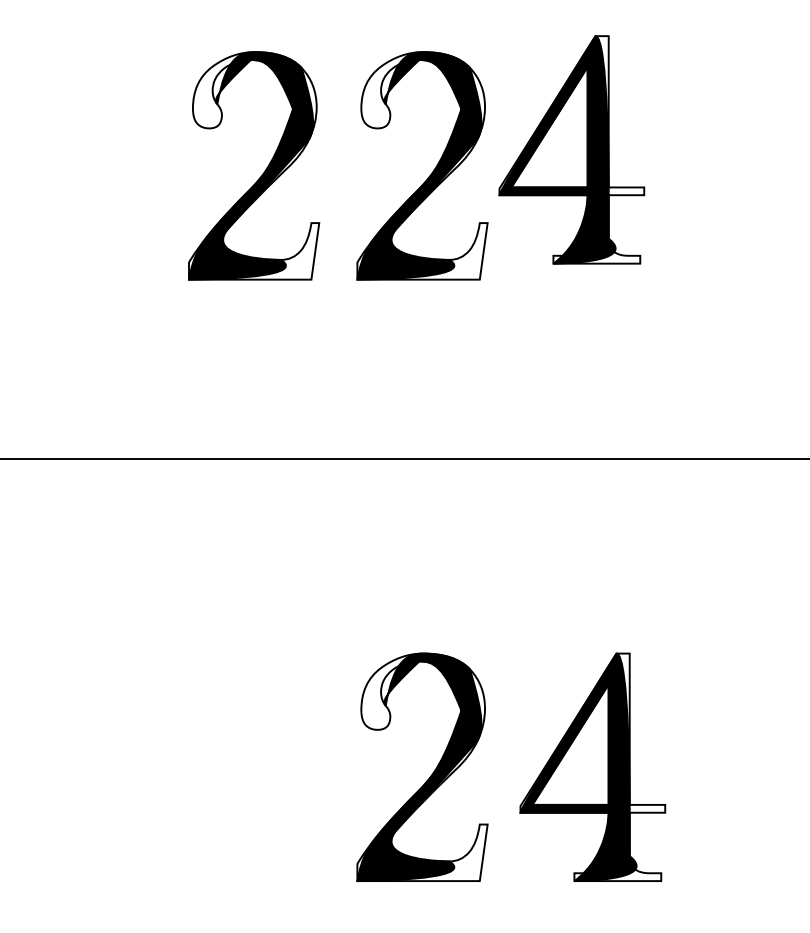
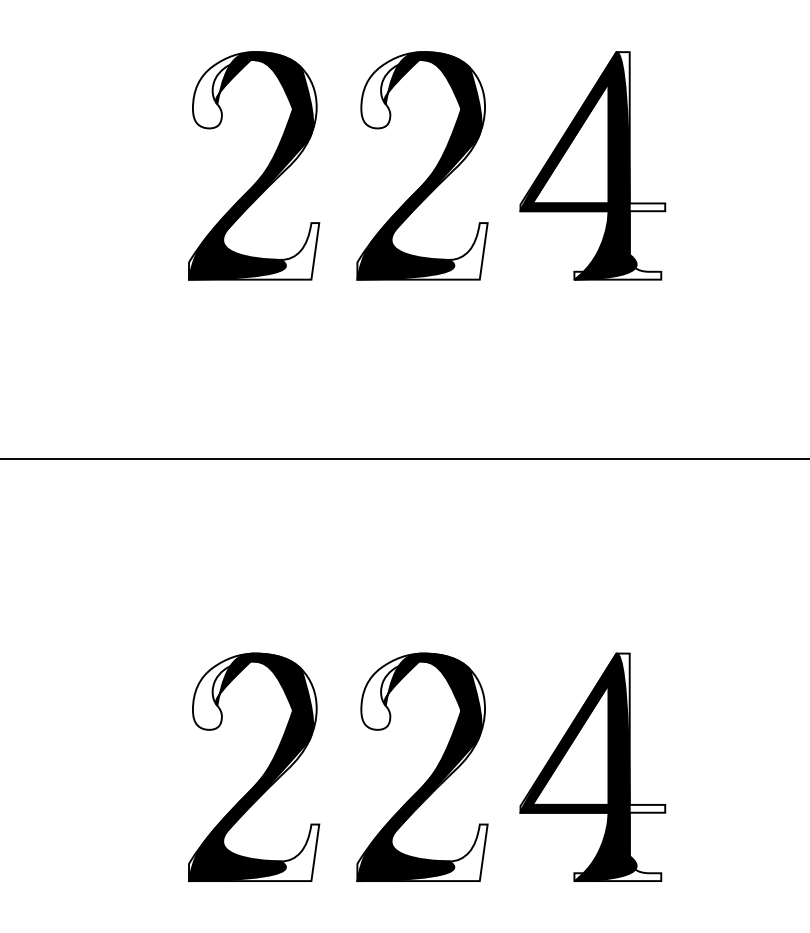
part position: (571, 149) -> (592, 165) (592, 165)
part: none -> present (263, 773)
